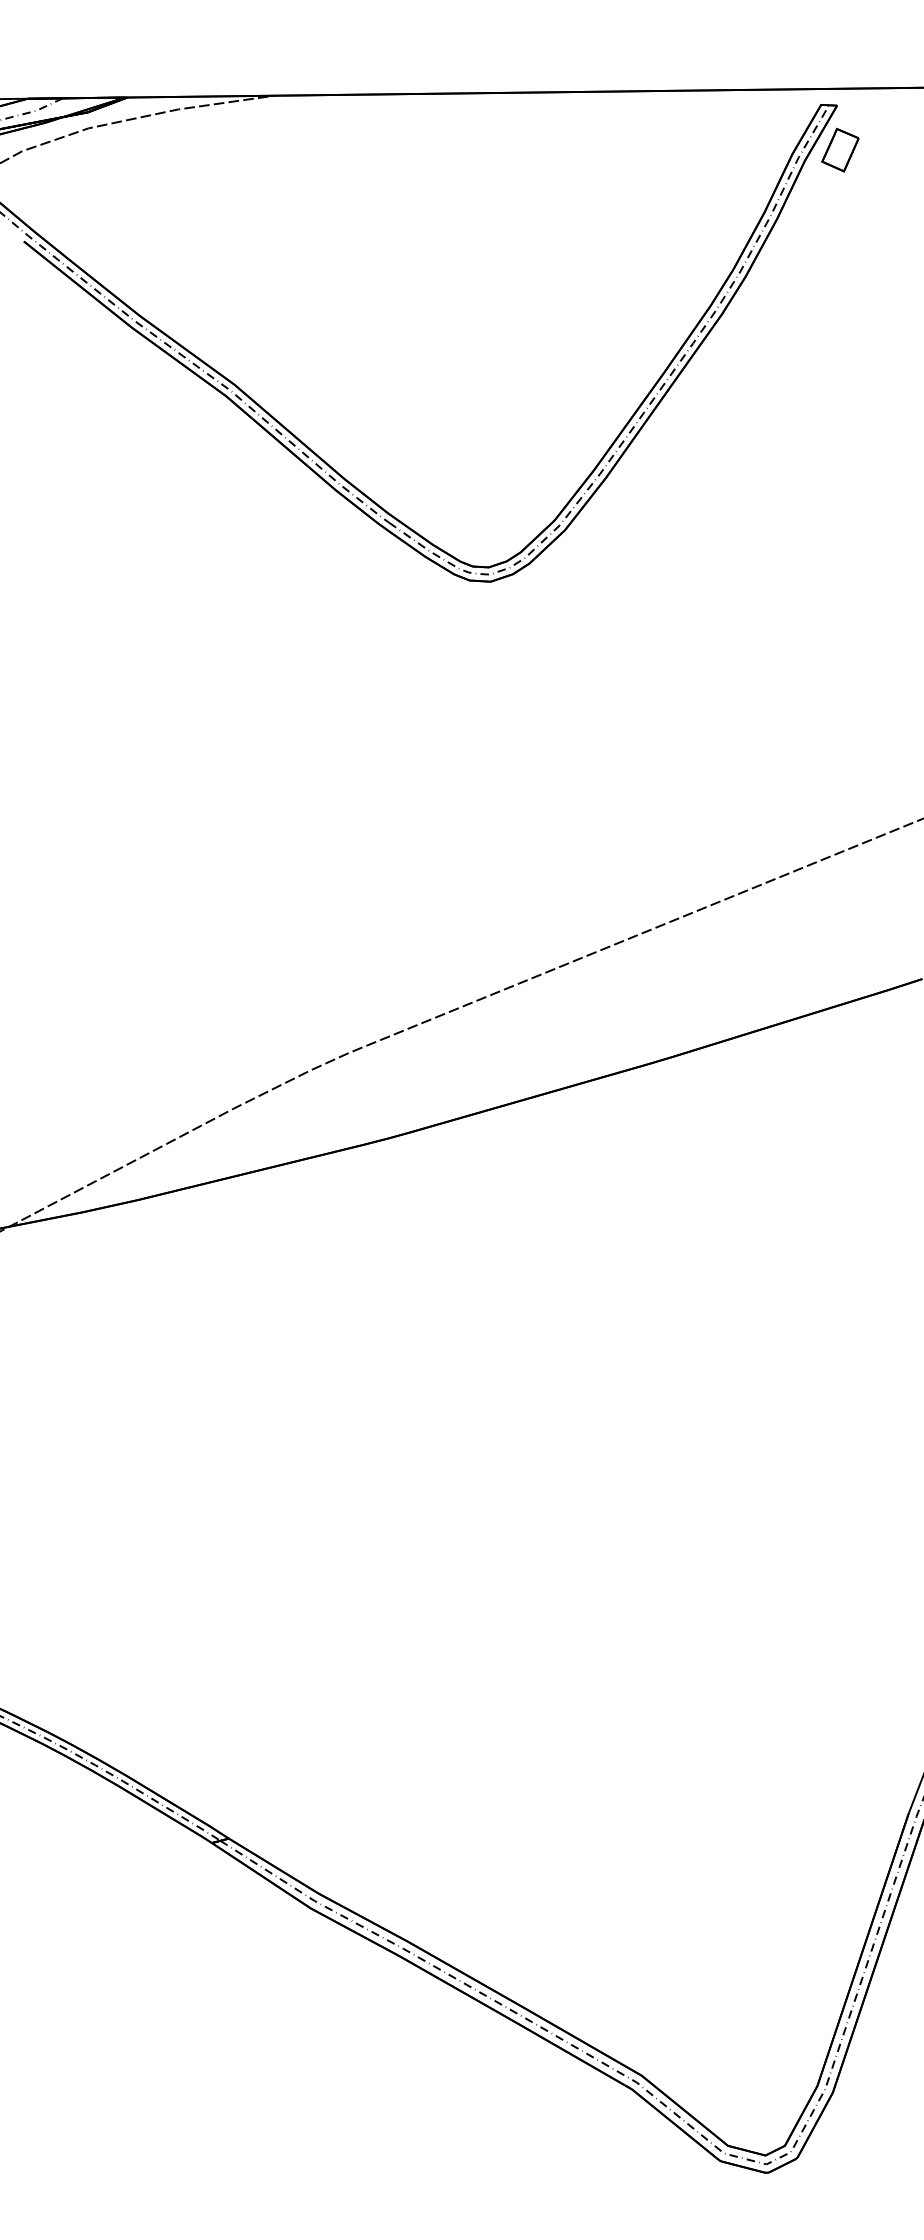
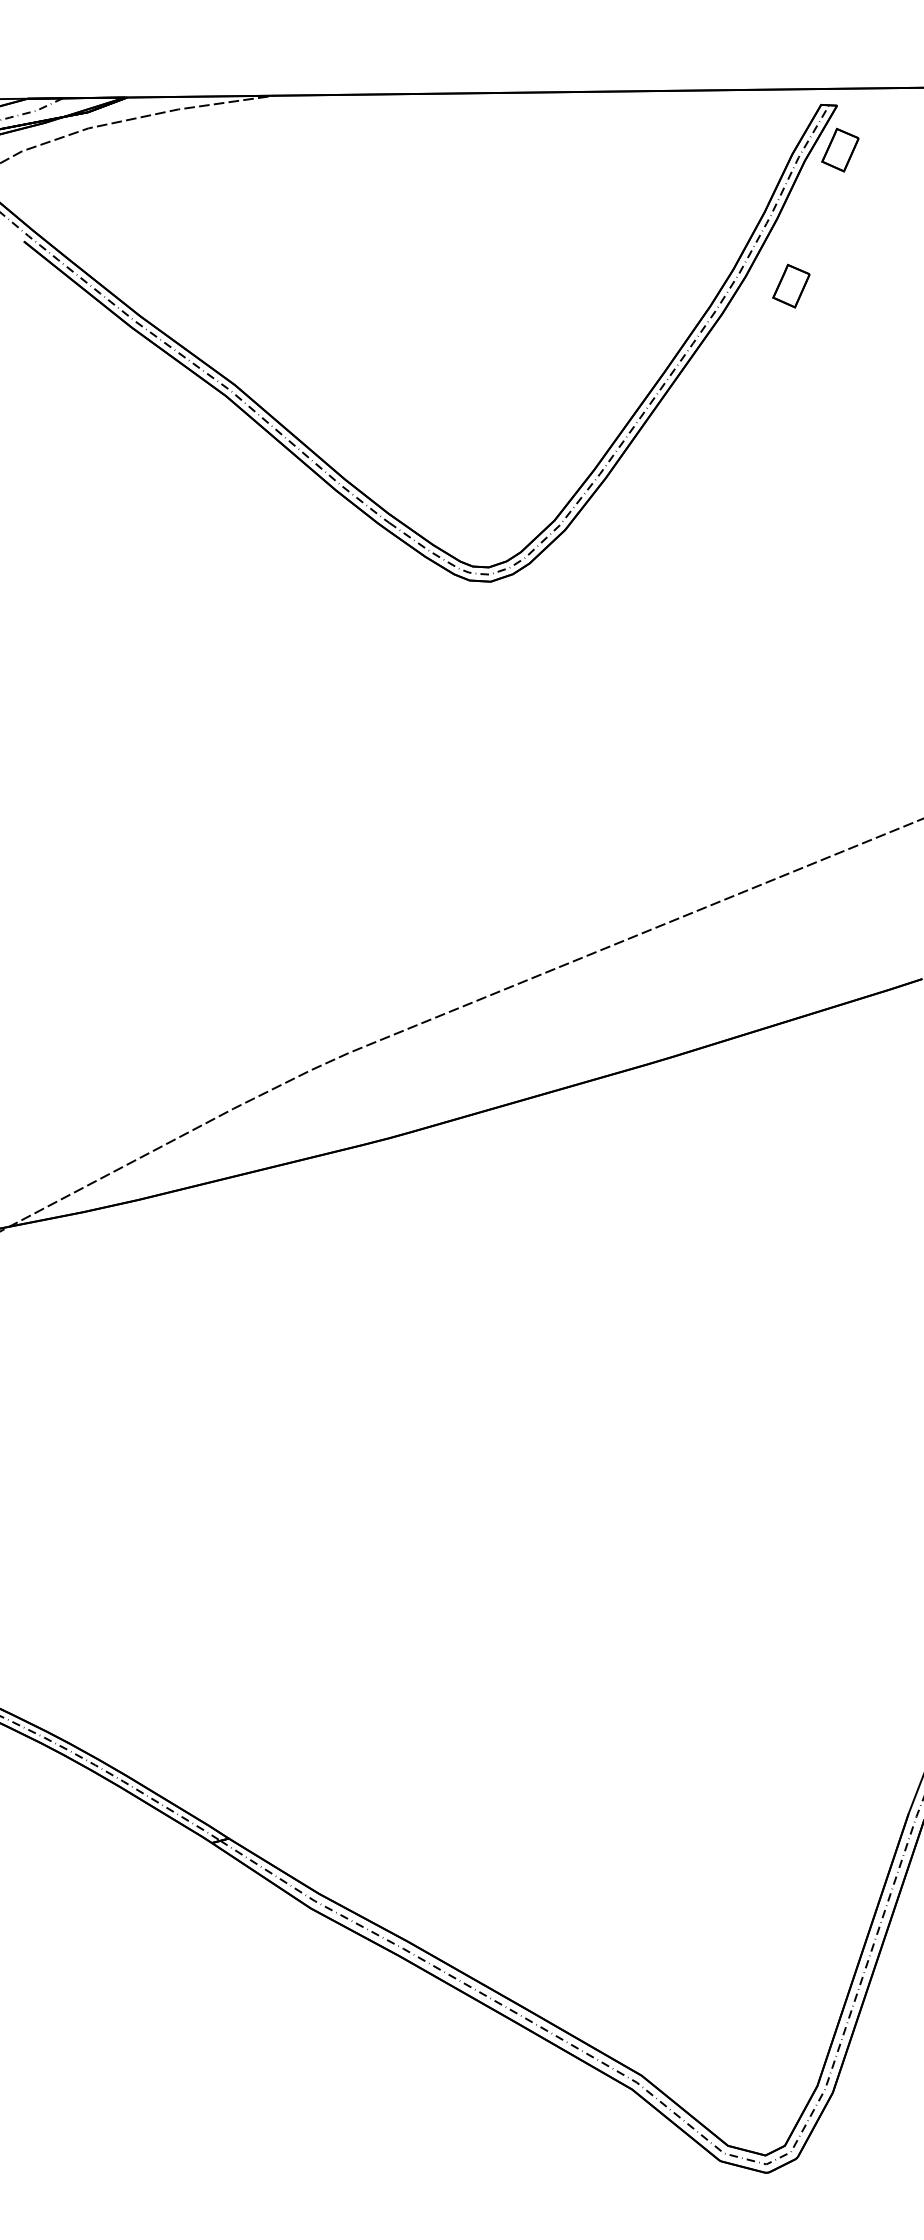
part: none -> present (791, 285)
